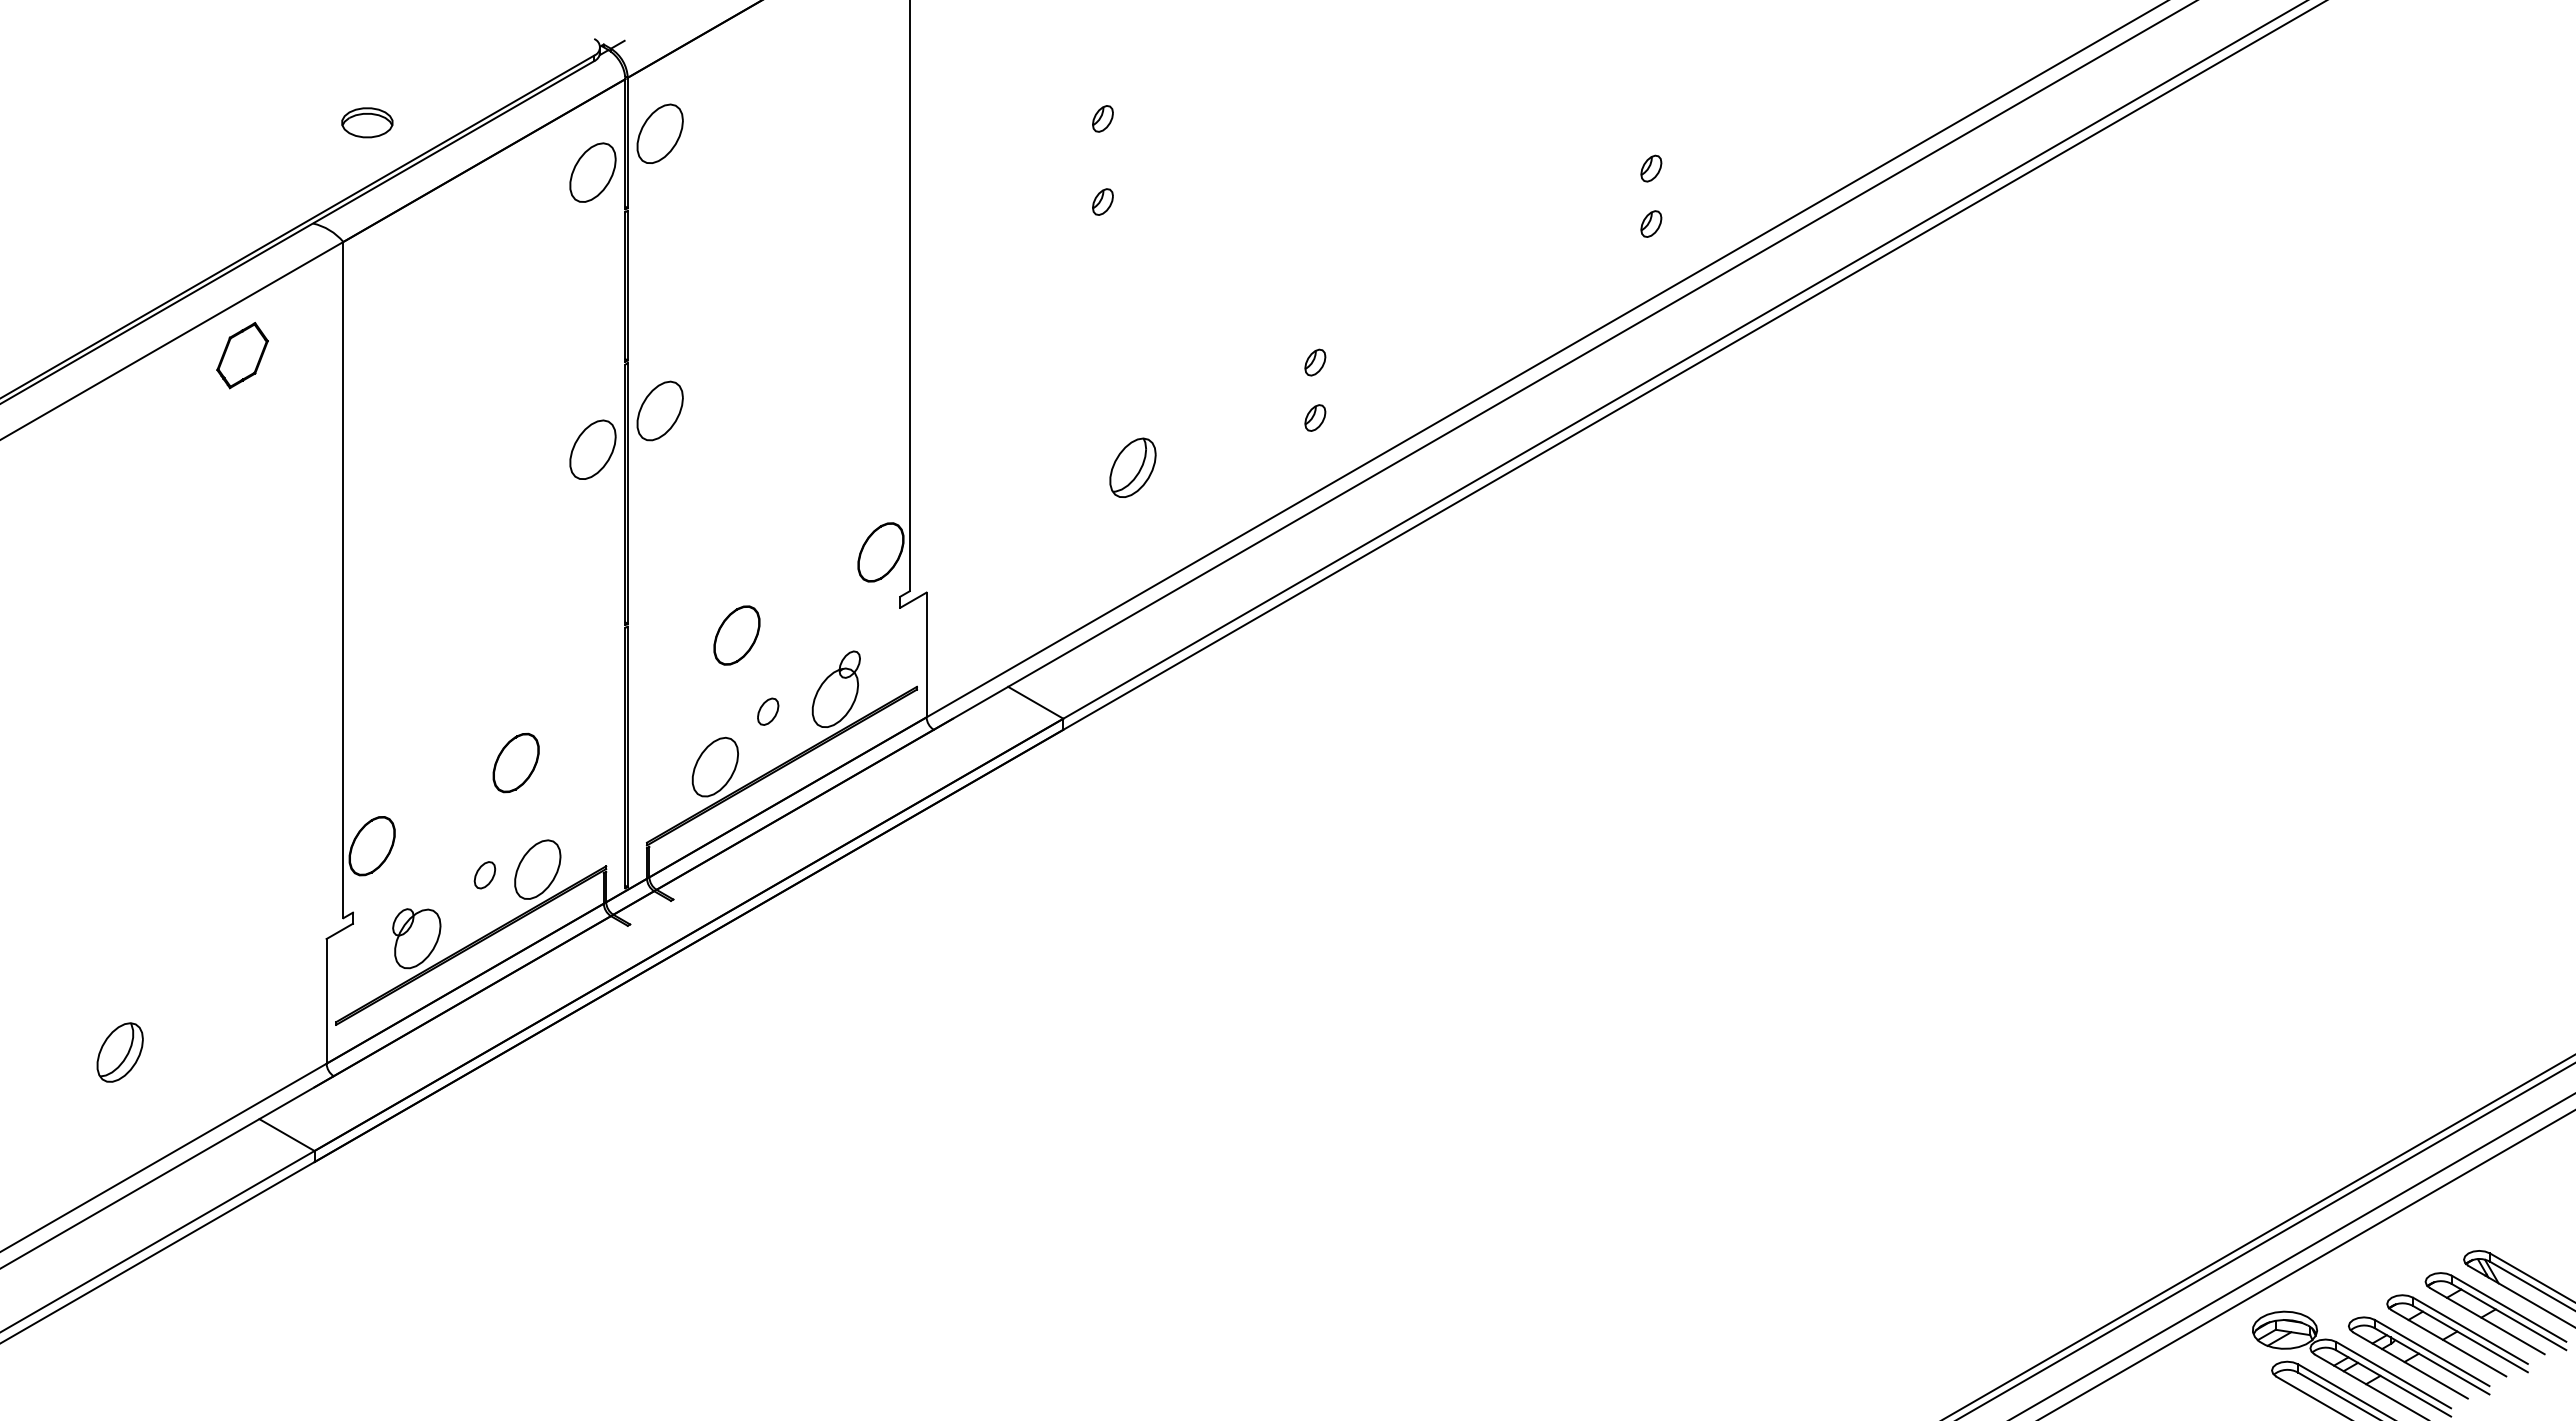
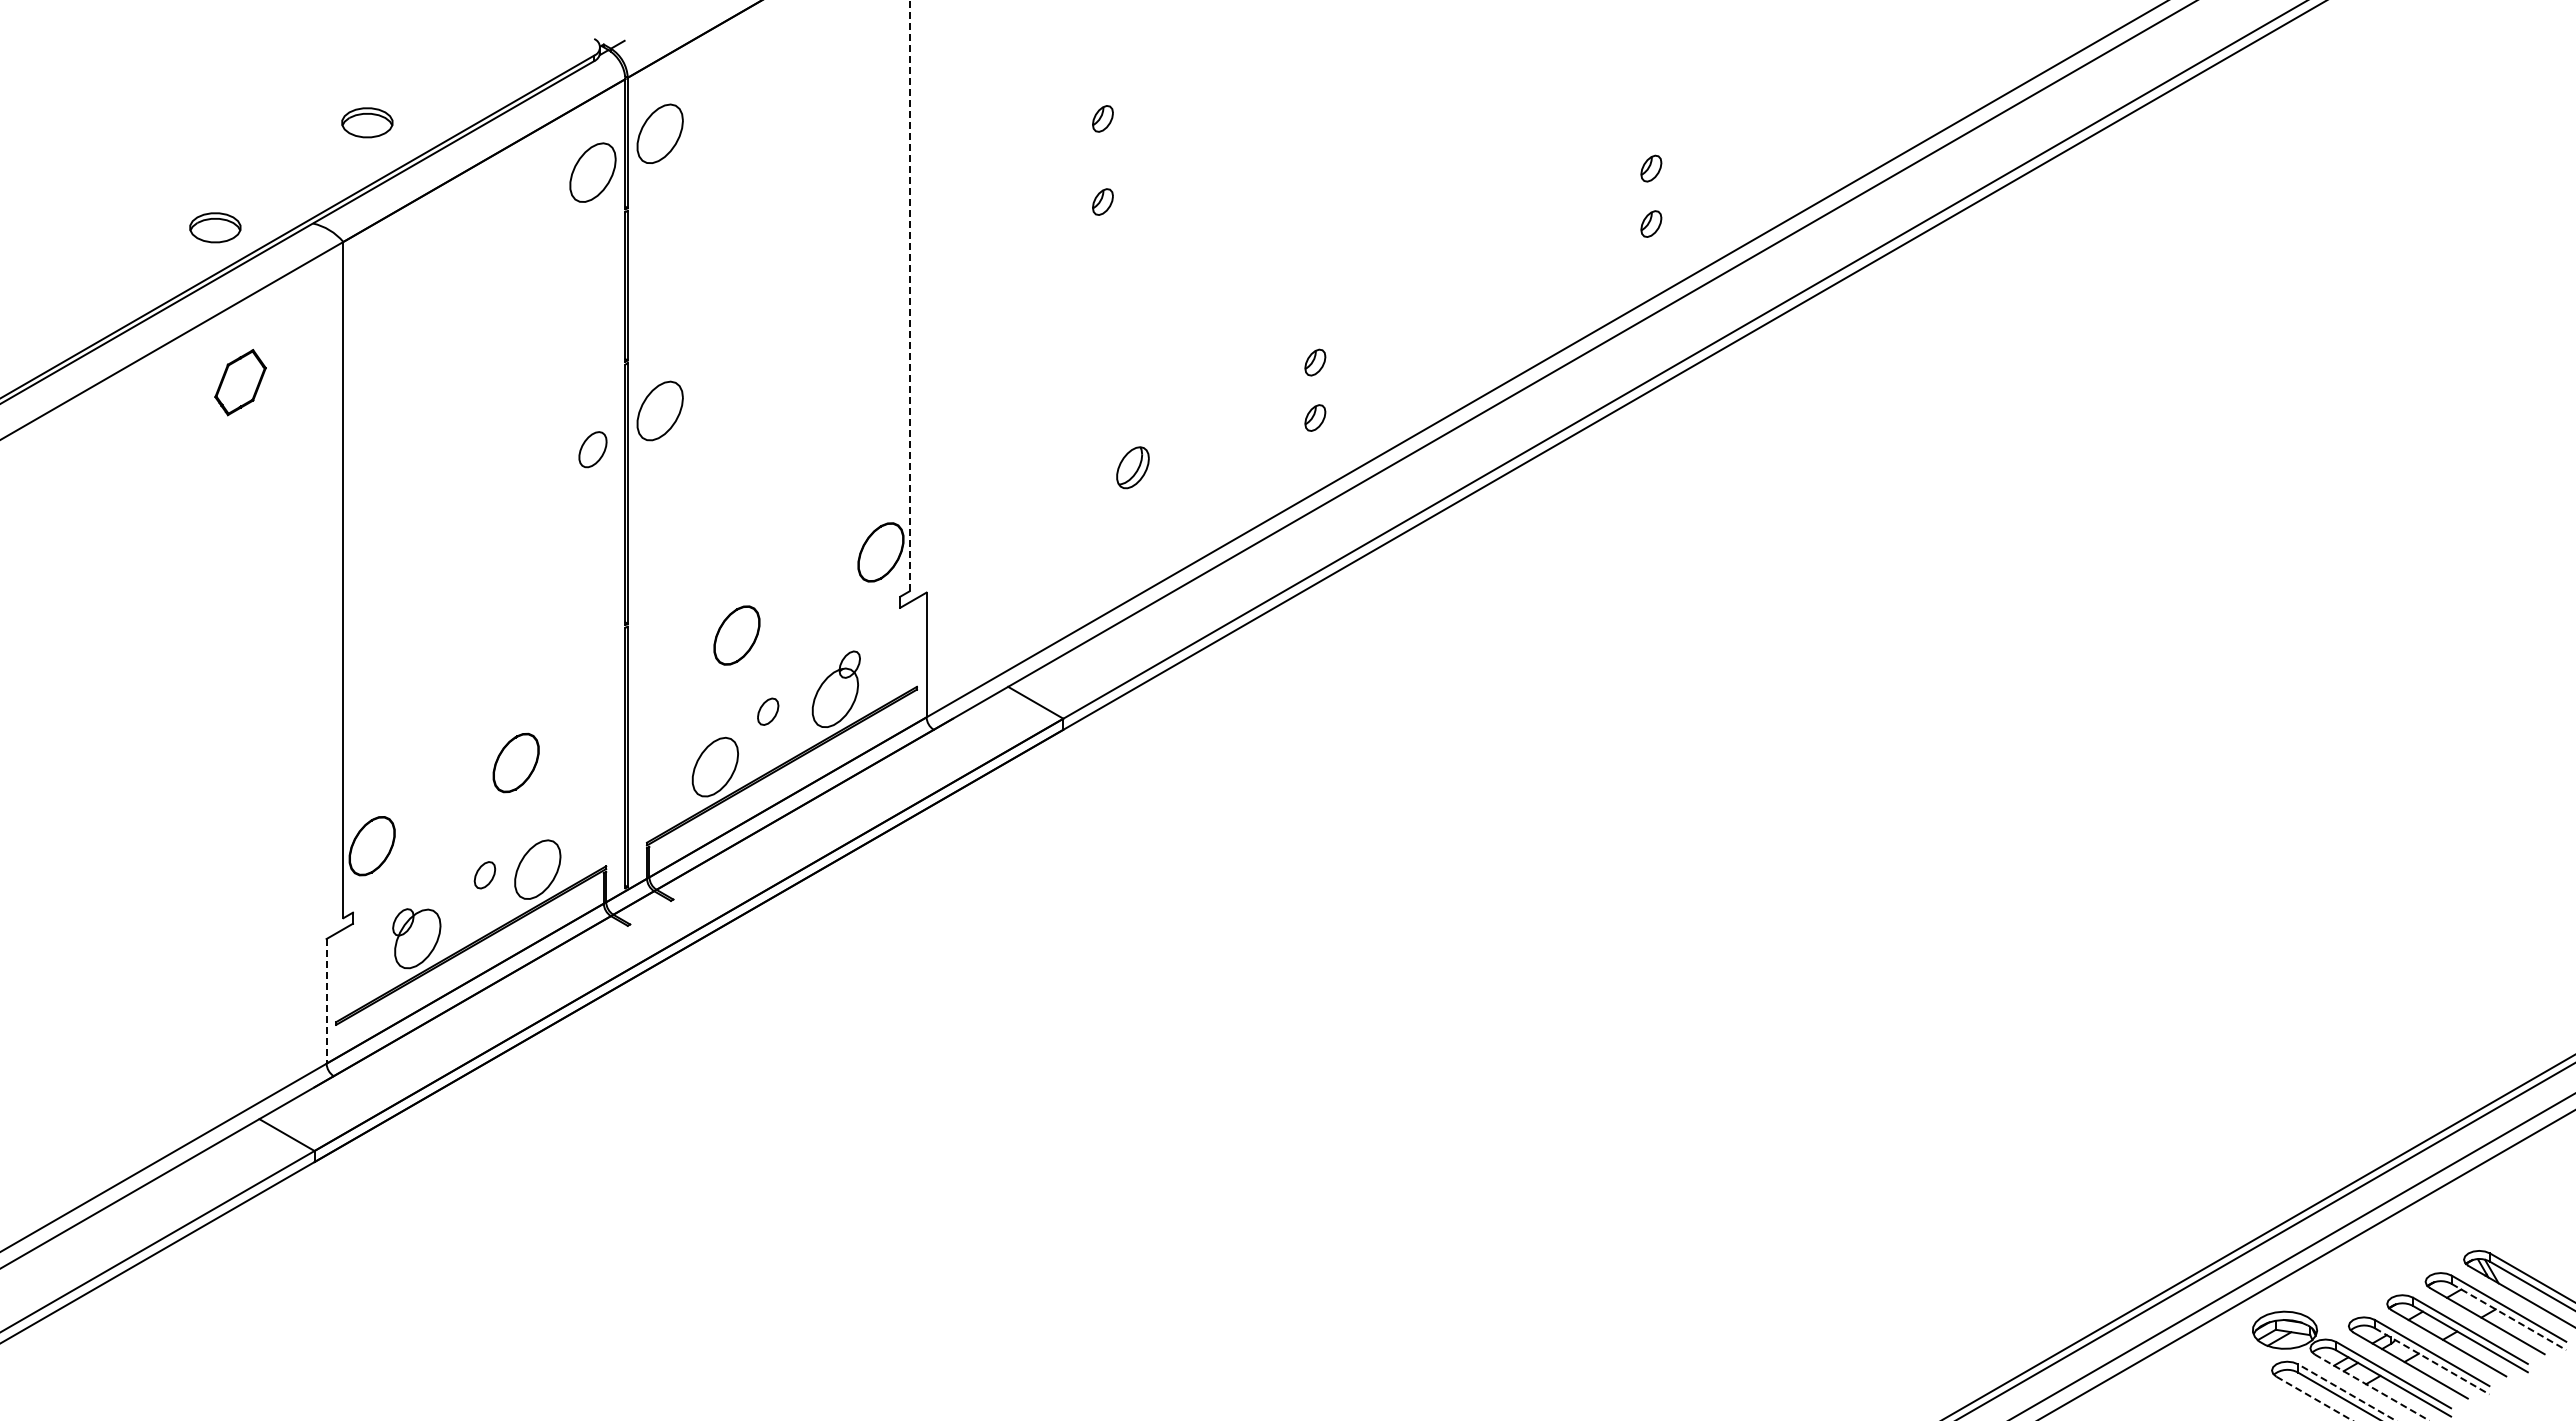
part: none -> present (215, 227)
line: solid -> dashed (909, 295)
part position: (242, 355) -> (240, 382) (240, 382)
part size: 48x61 px -> 30x38 px (592, 449)
part size: 48x61 px -> 34x44 px (1132, 467)
line: solid -> dashed (326, 1001)
part: present -> none (119, 1052)
line: solid -> dashed (2509, 1317)
line: solid -> dashed (2432, 1361)
line: solid -> dashed (2372, 1387)
line: solid -> dashed (2347, 1392)
line: solid -> dashed (2314, 1398)
